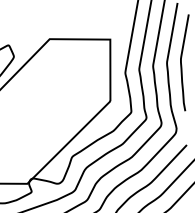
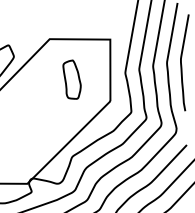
part: none -> present (71, 79)
